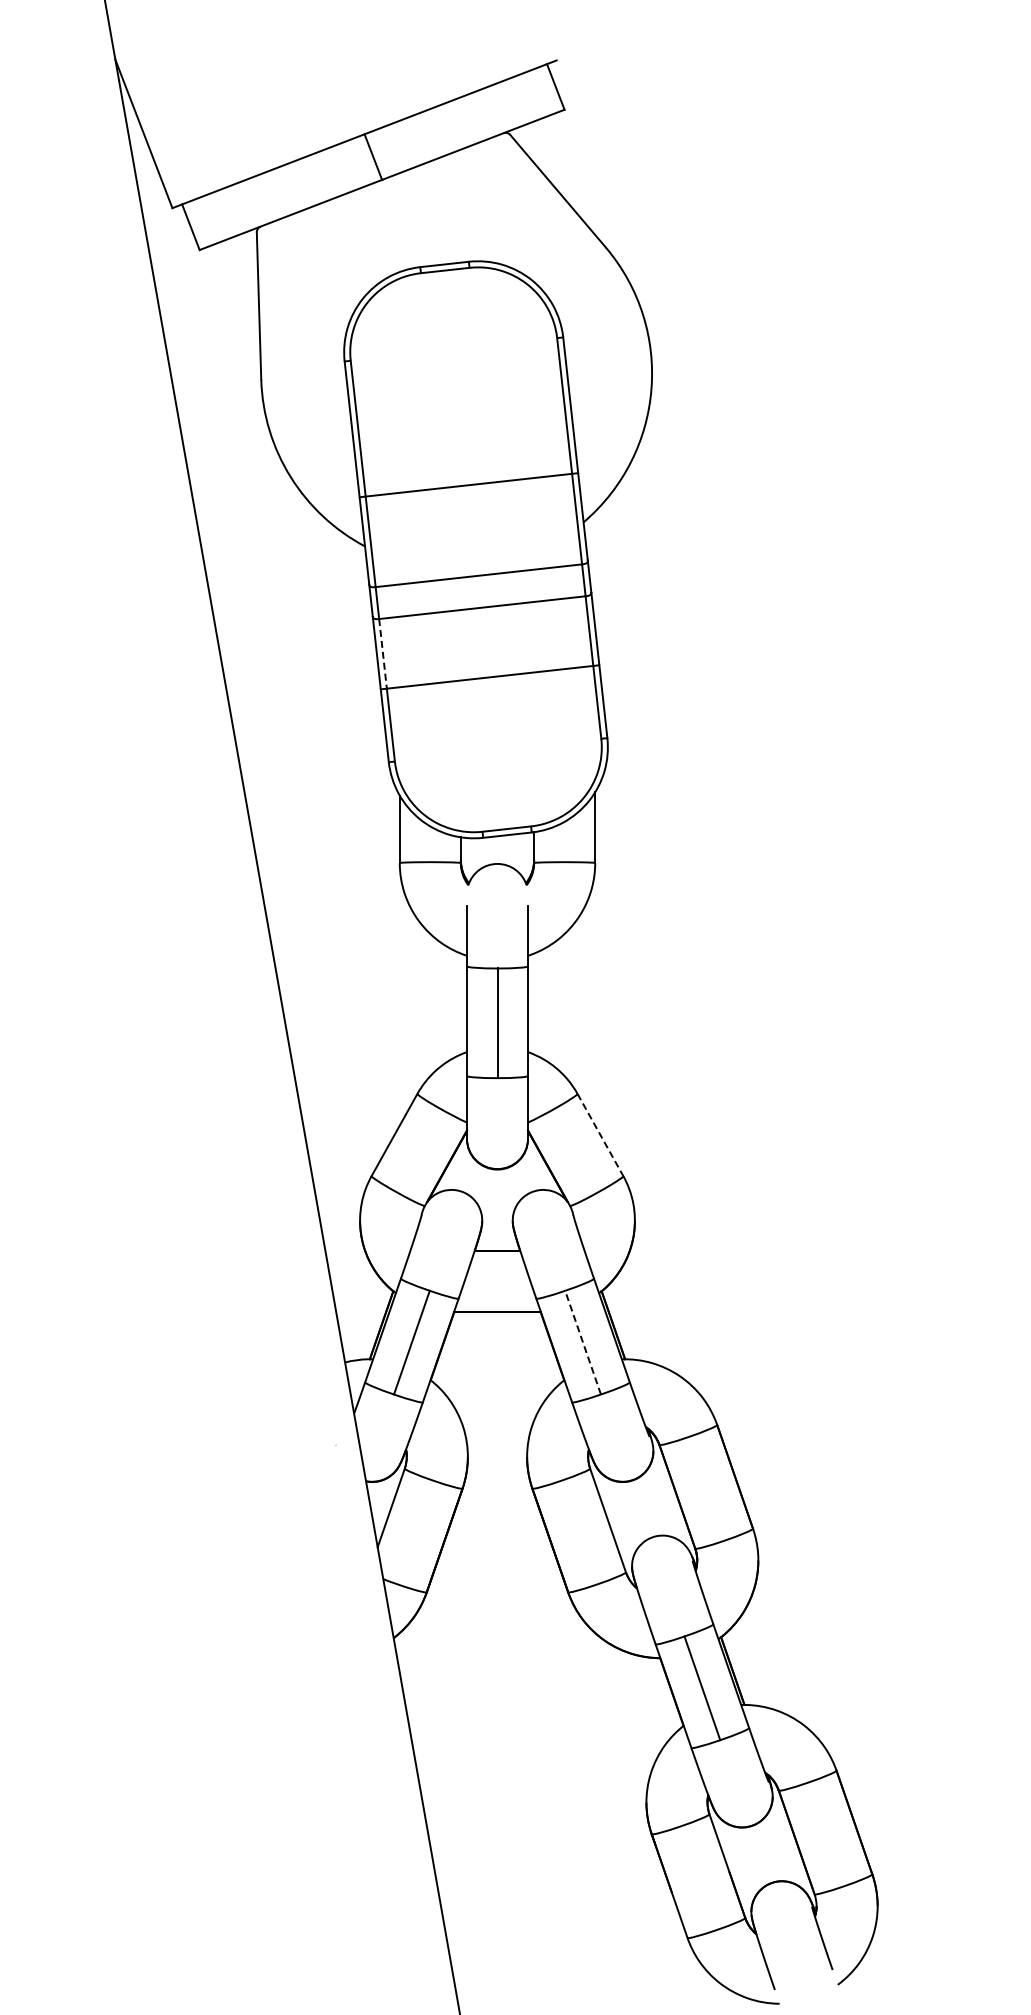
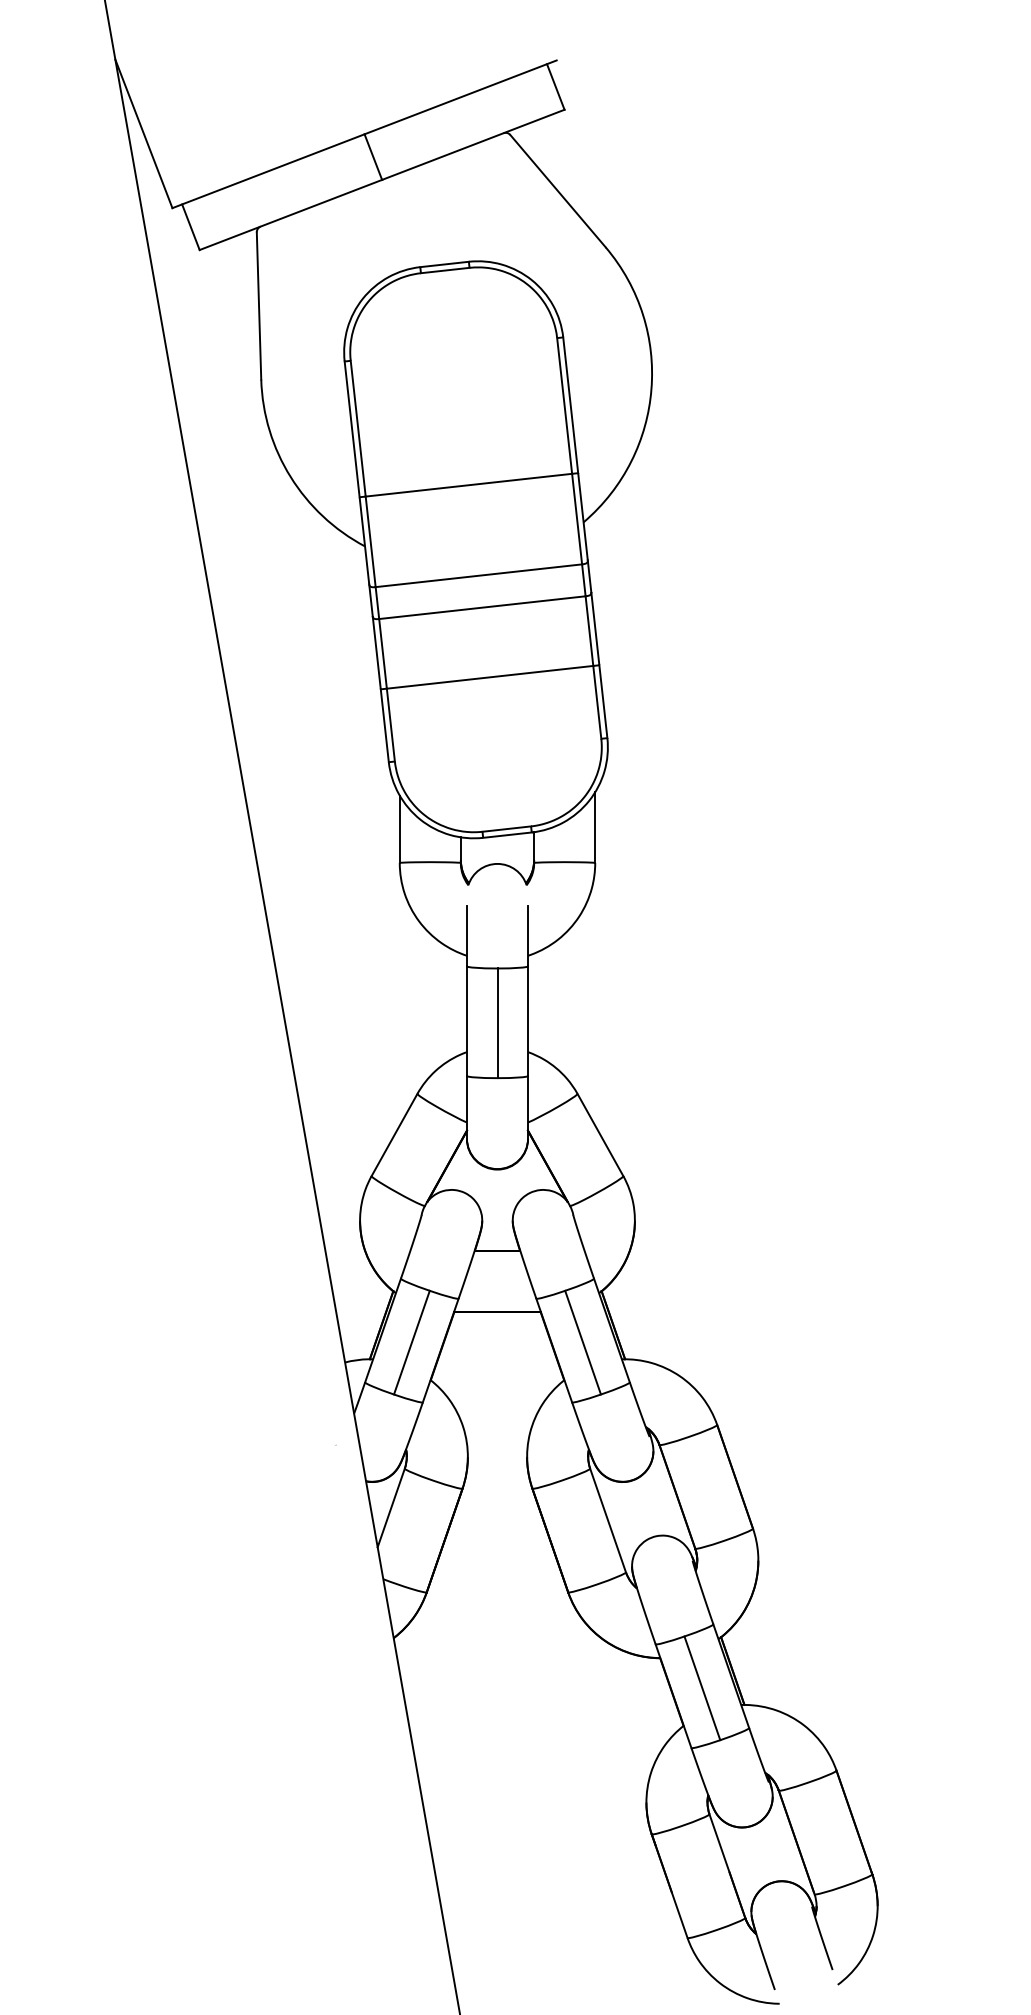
line: dashed -> solid (383, 654)
line: dashed -> solid (600, 1135)
line: dashed -> solid (583, 1342)
